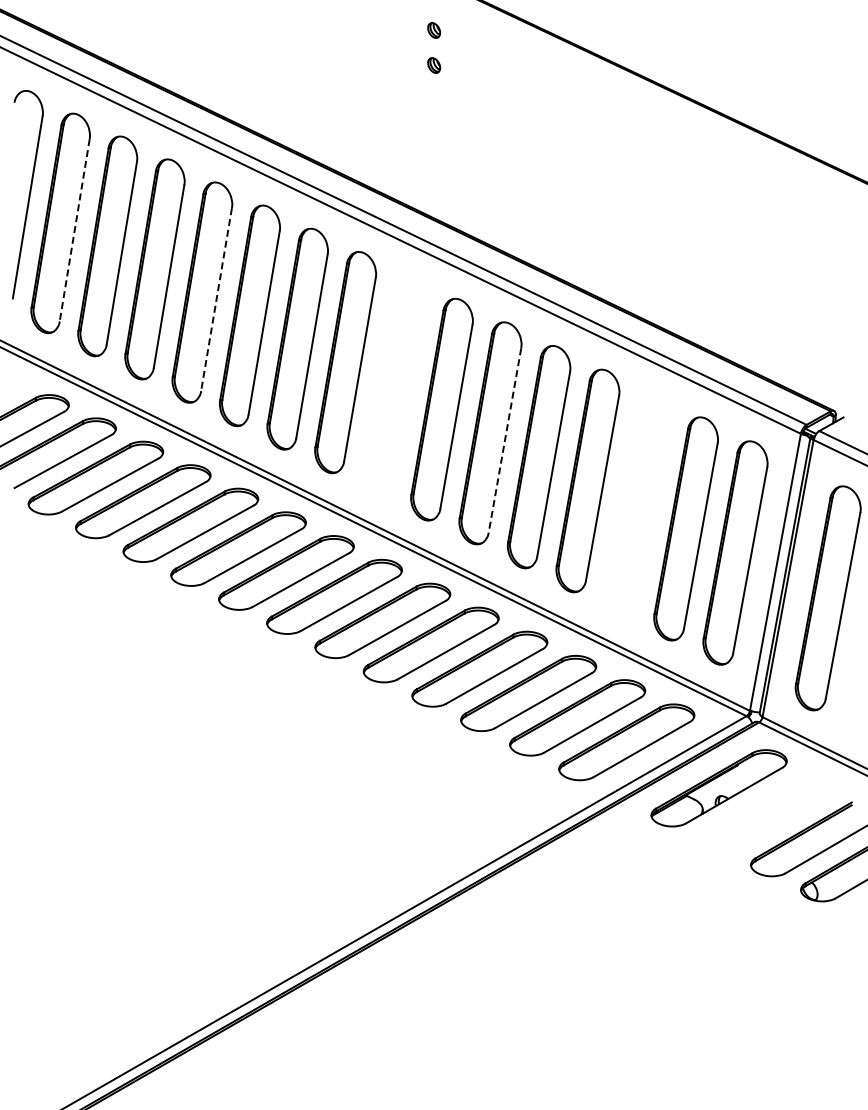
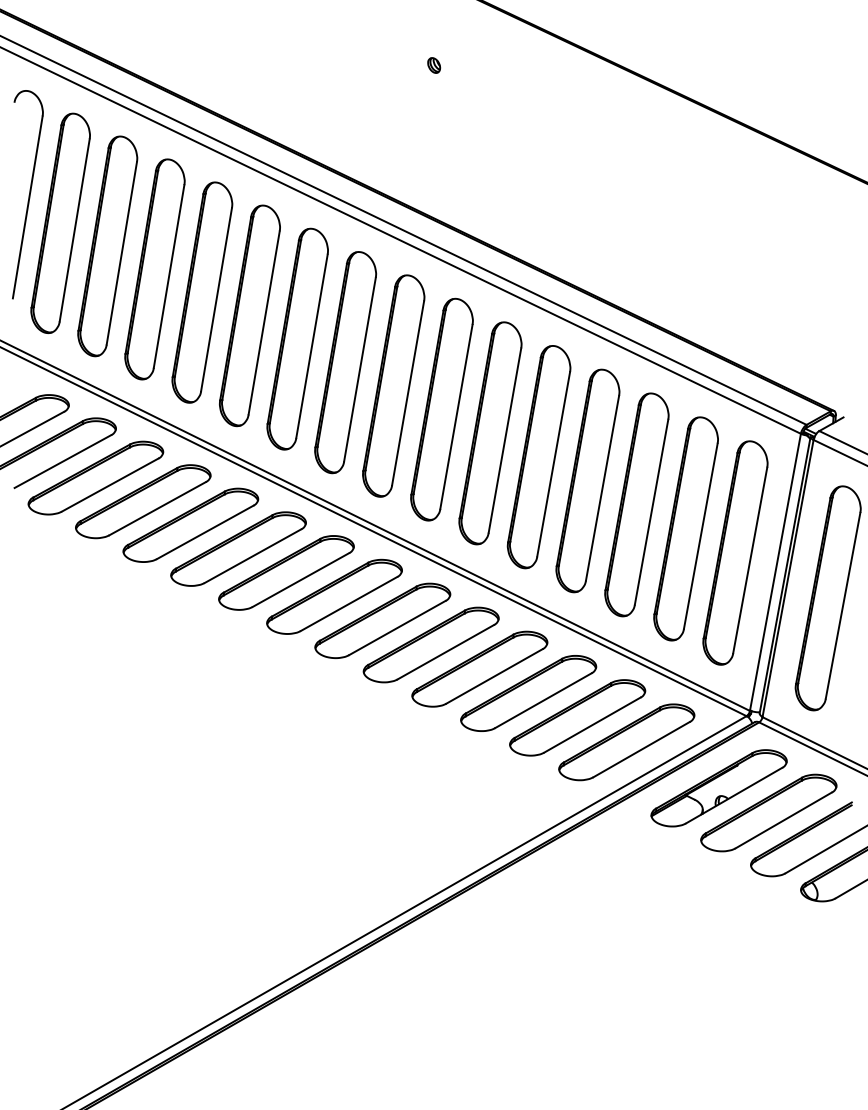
part: present -> none (434, 30)
line: dashed -> solid (74, 230)
line: dashed -> solid (216, 299)
part: none -> present (393, 385)
line: dashed -> solid (504, 440)
part: none -> present (636, 504)
part: none -> present (768, 812)
